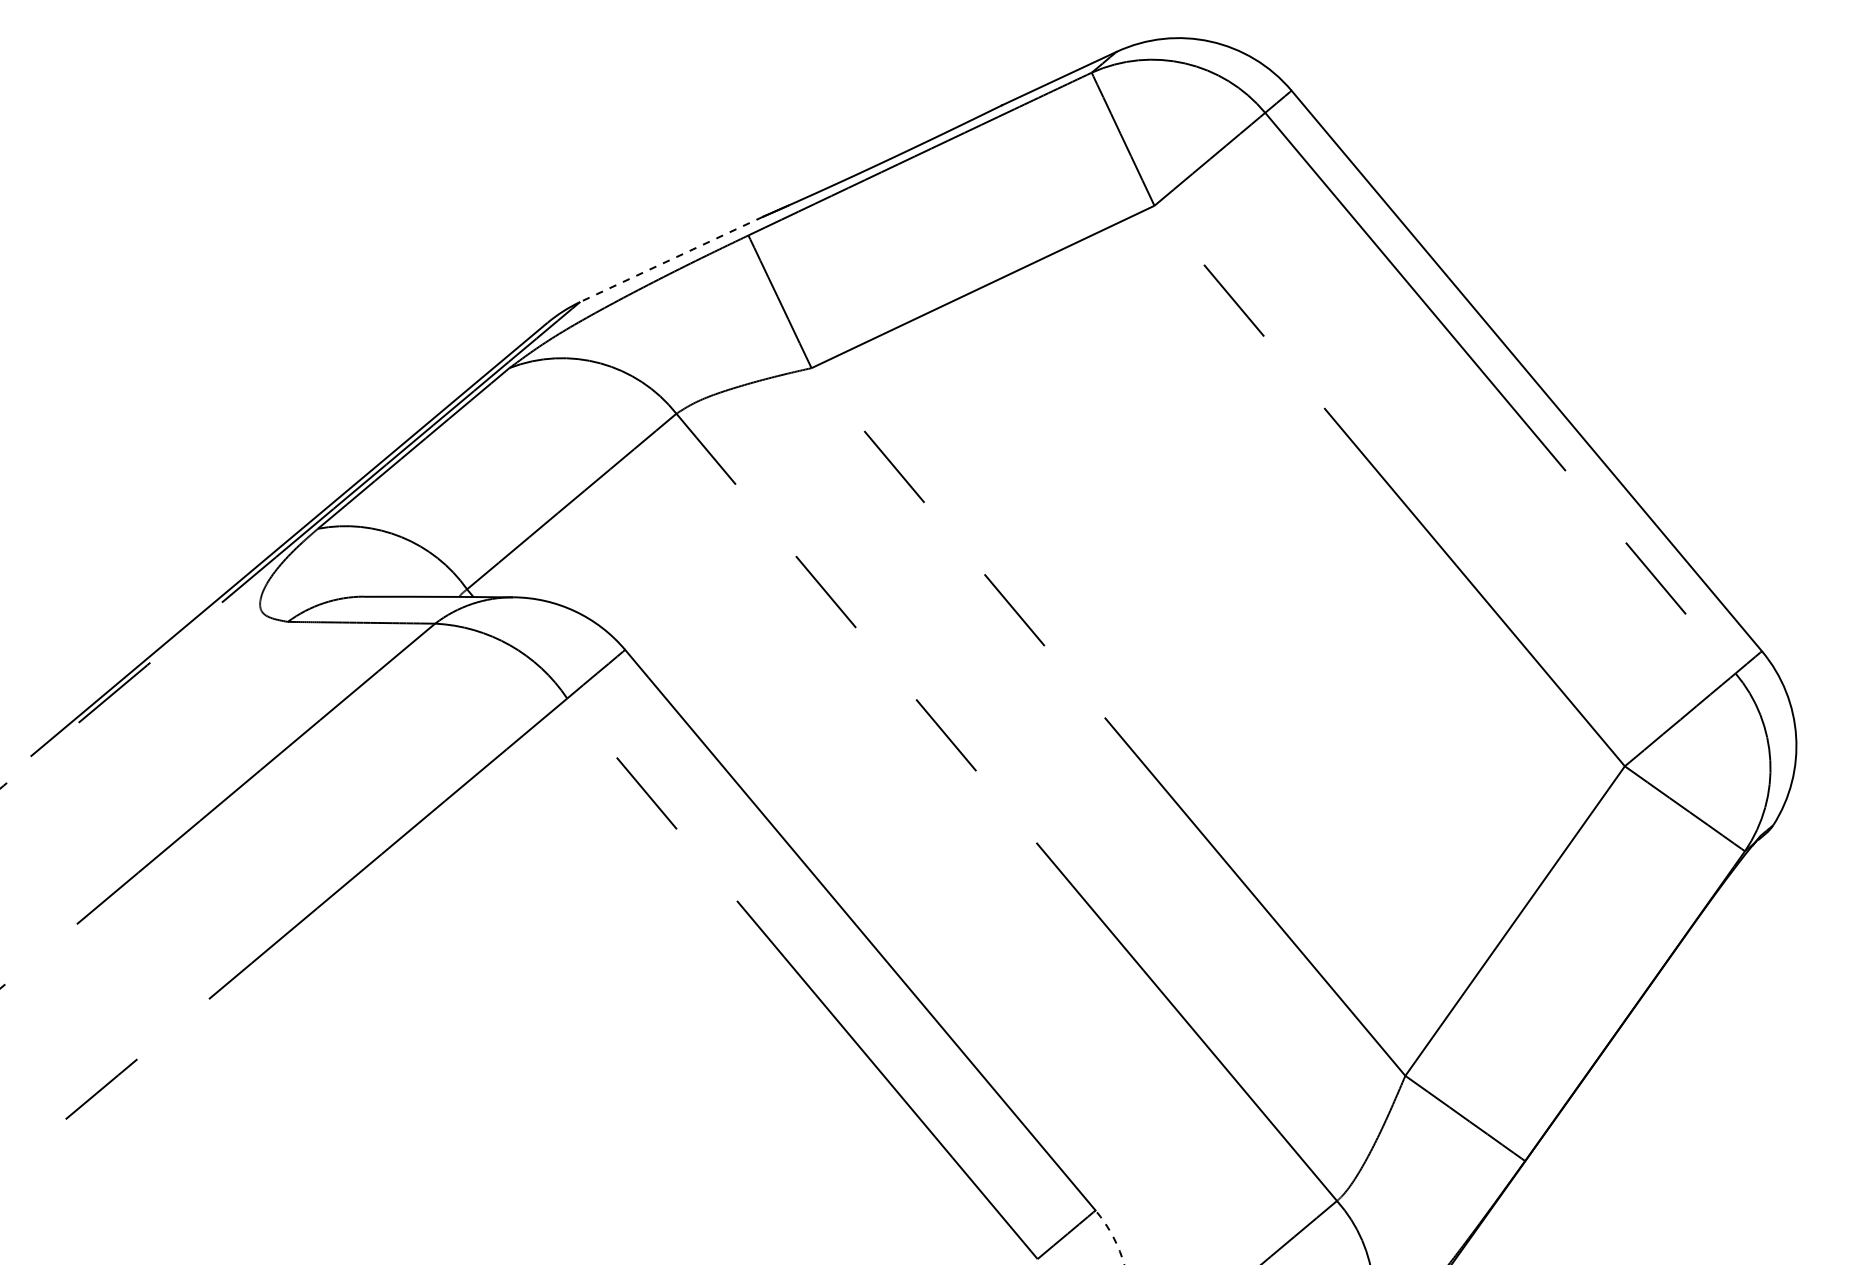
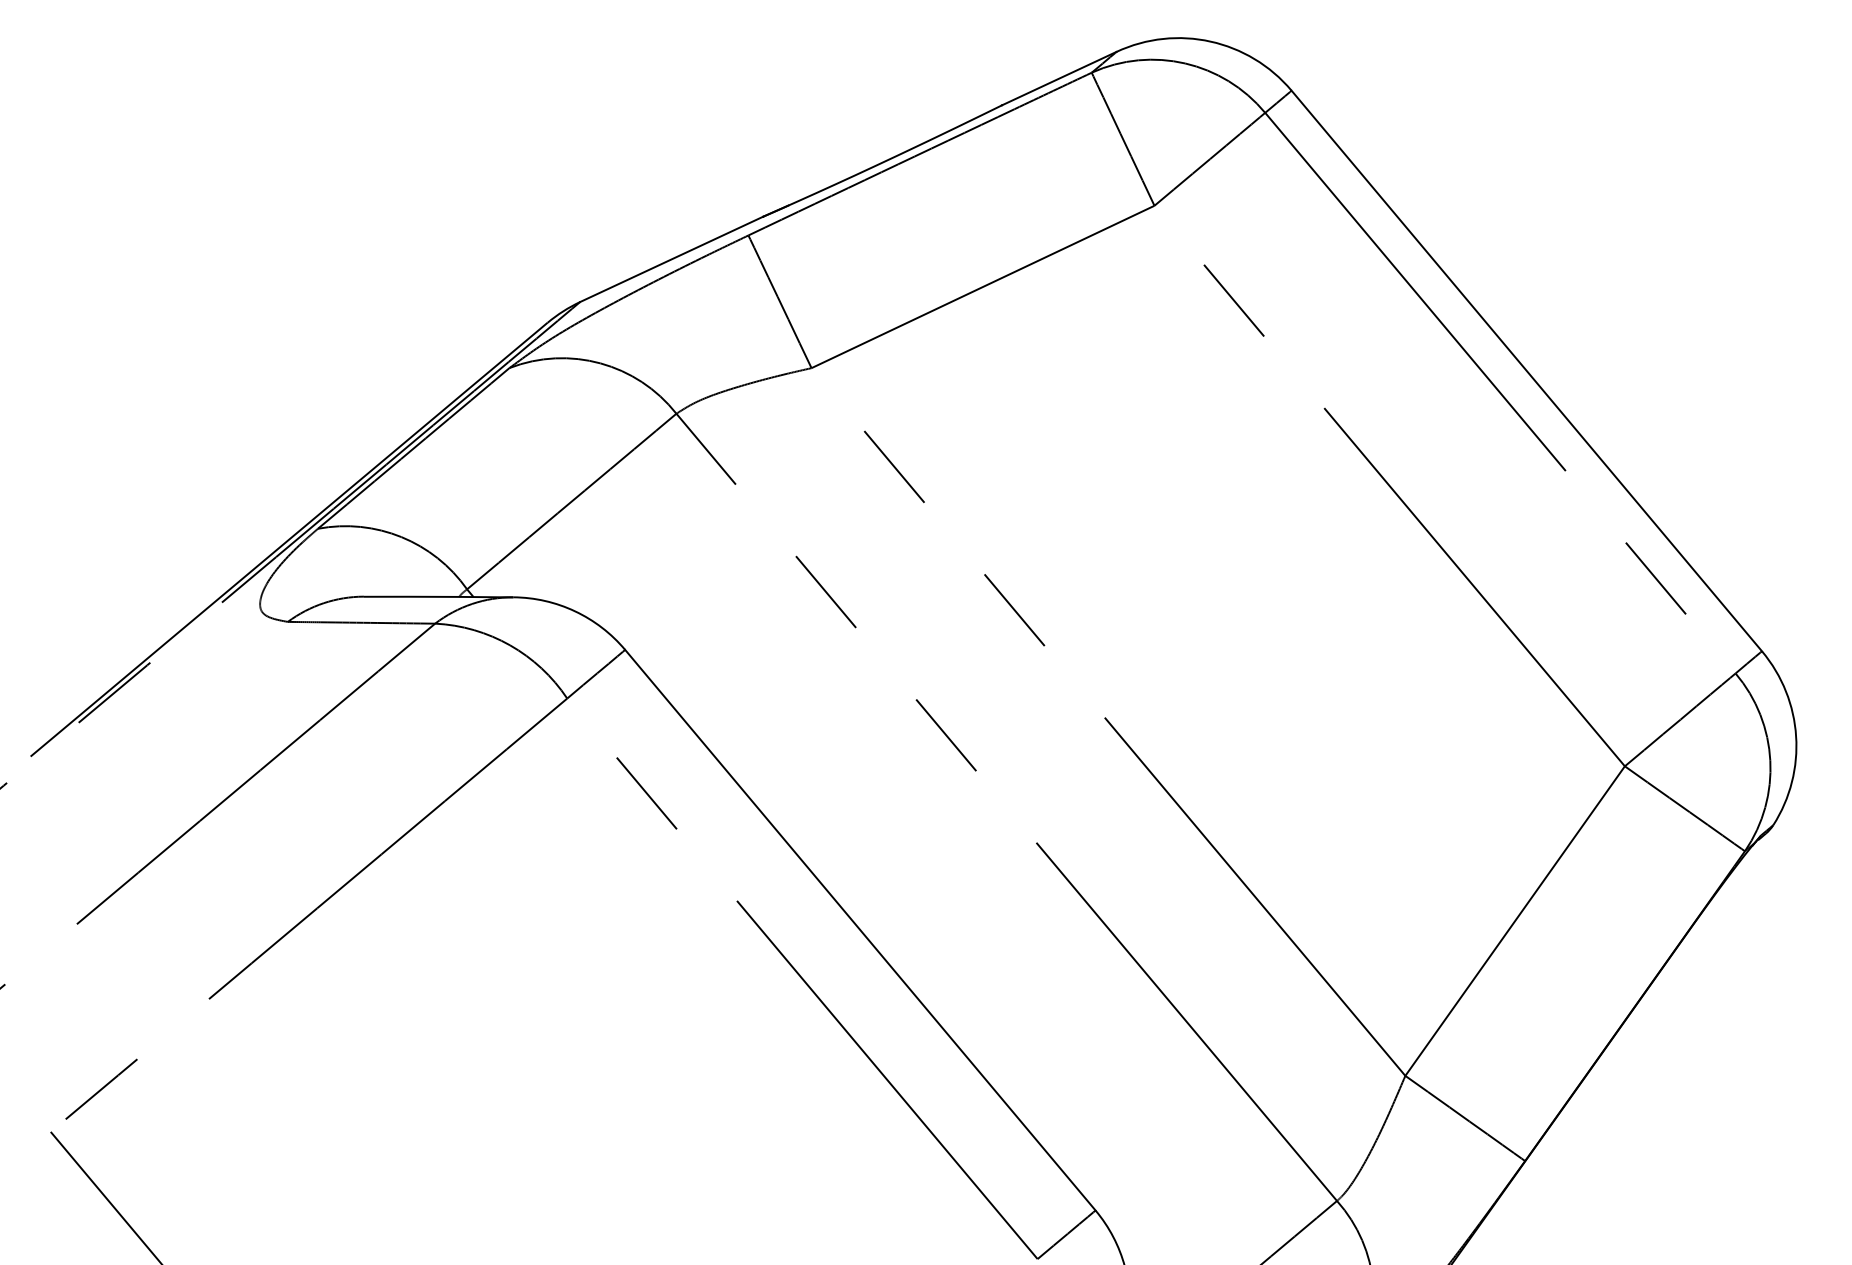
line: dashed -> solid (671, 259)
line: none -> present (104, 1196)
arc: dashed -> solid (1112, 1236)
